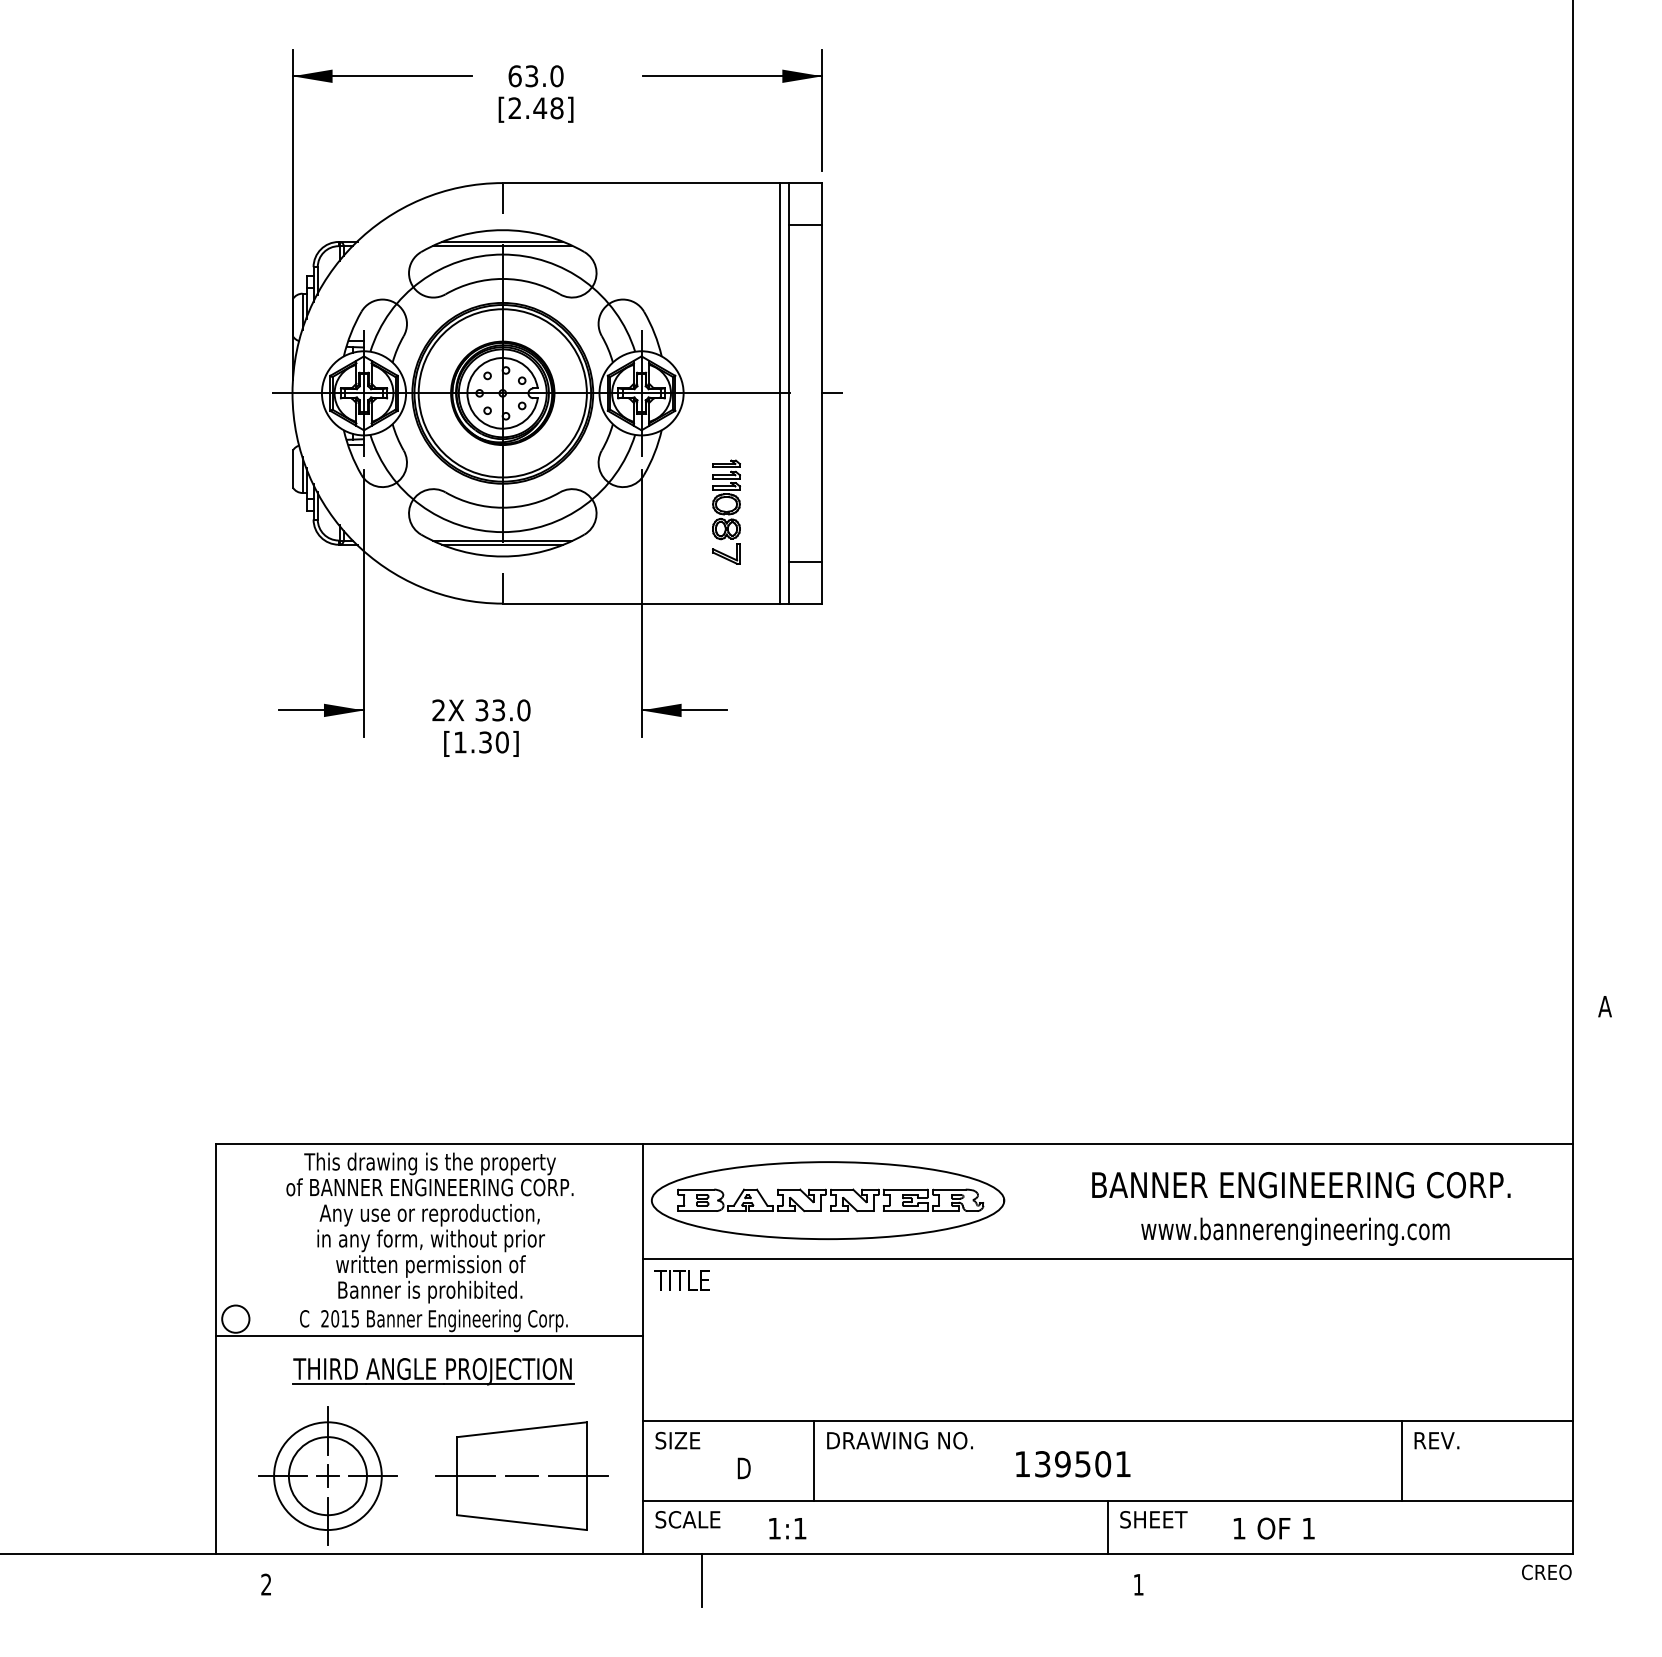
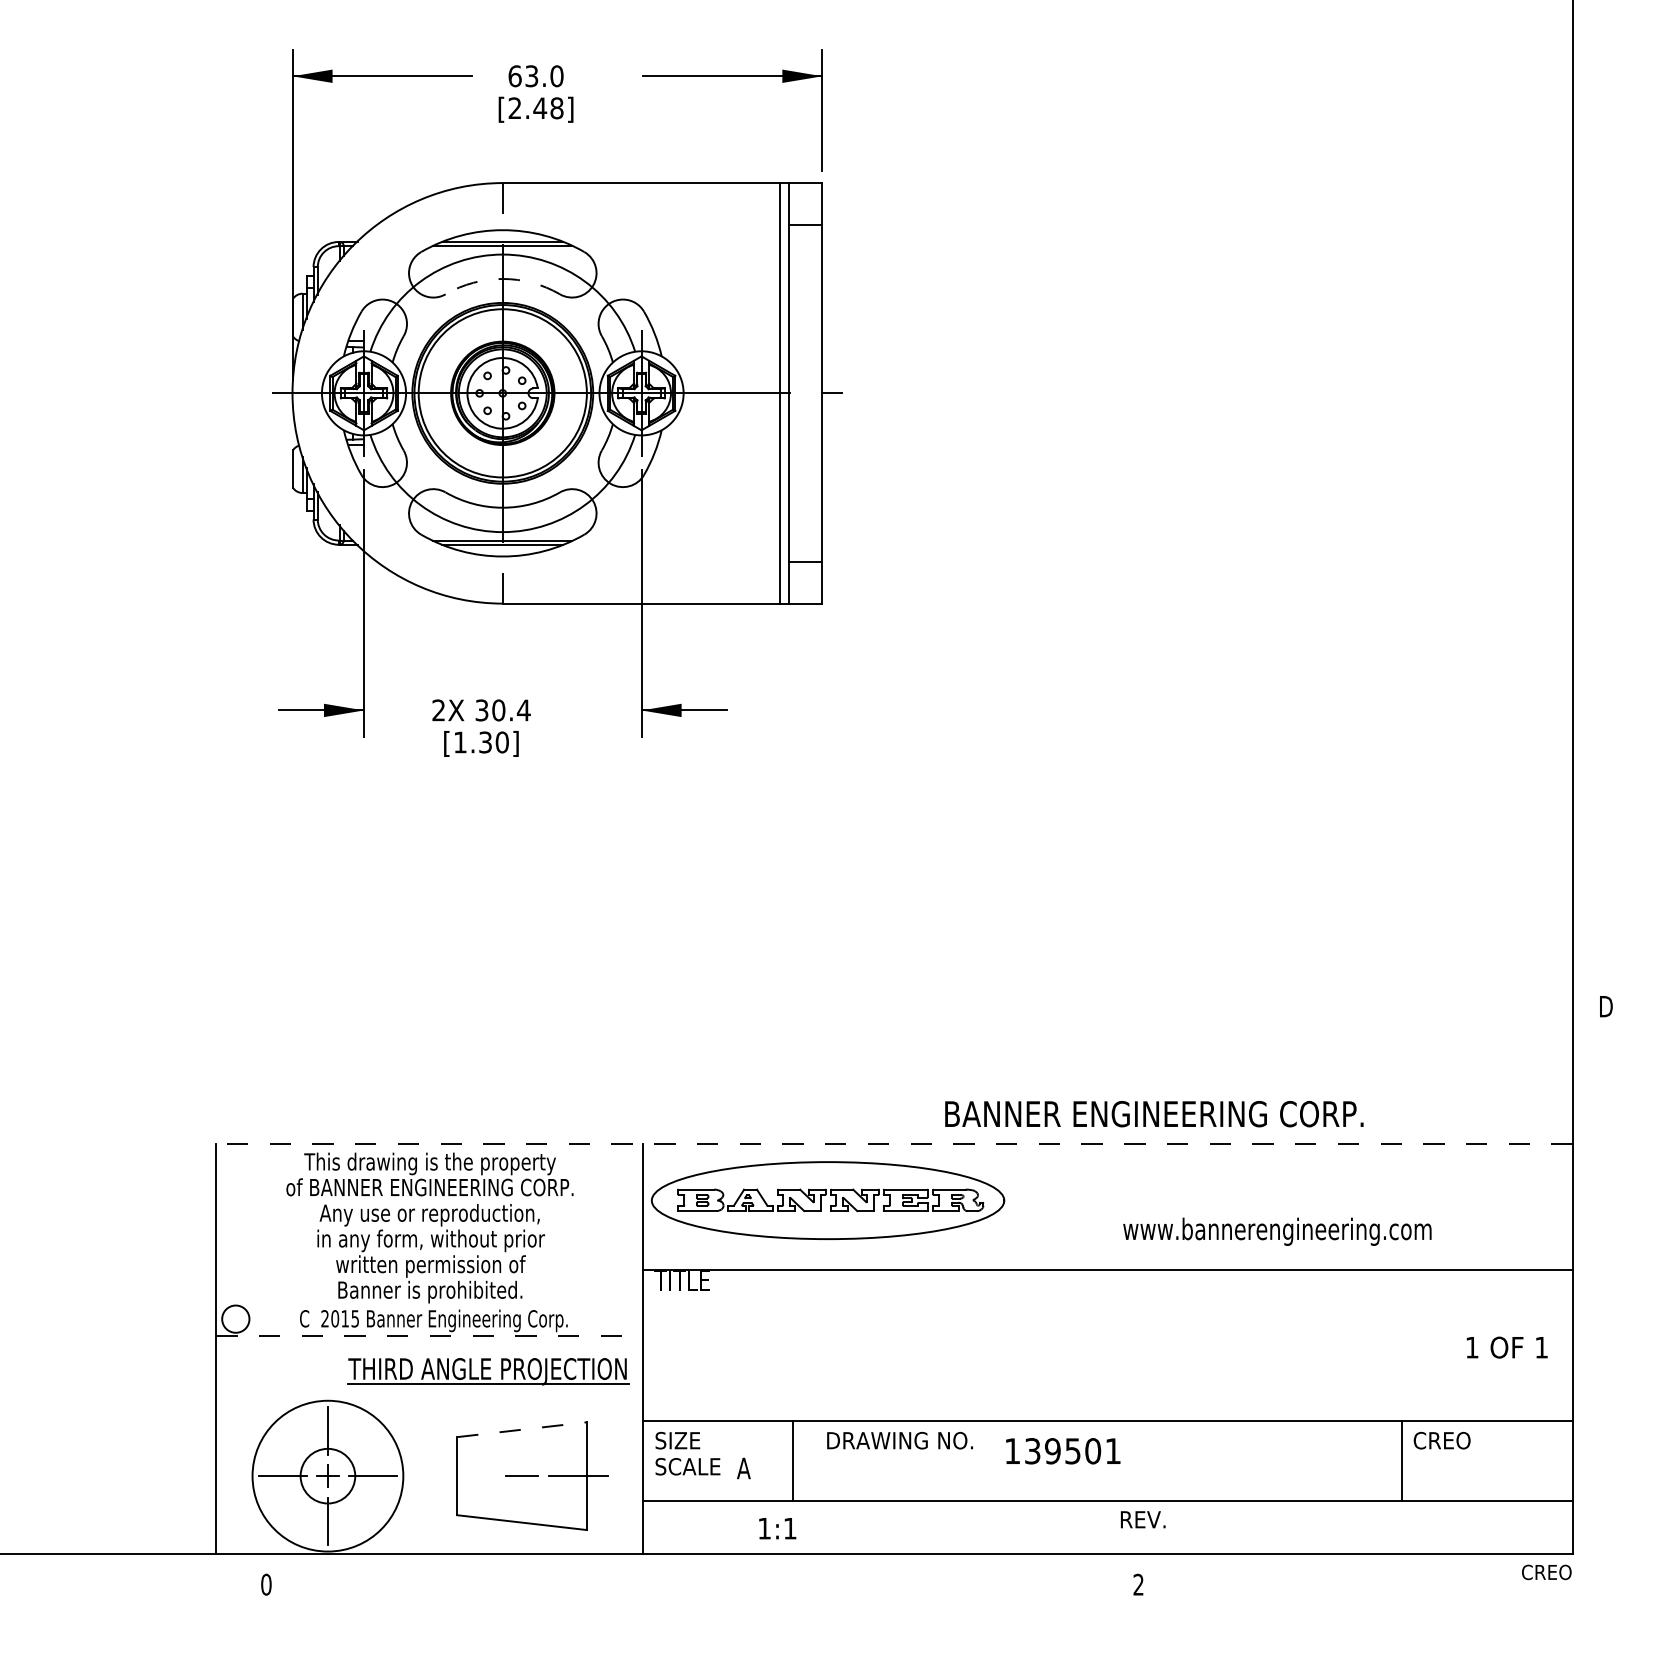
arc: solid -> dashed (502, 278)
part: present -> none (726, 511)
text: 33.0 -> 30.4 (511, 710)
text: A -> D (1605, 1006)
line: solid -> dashed (893, 1143)
text position: (1301, 1185) -> (1154, 1114) (1154, 1114)
text position: (1295, 1231) -> (1277, 1231) (1277, 1231)
line position: (1107, 1259) -> (1107, 1270) (1107, 1270)
line: solid -> dashed (429, 1336)
part position: (433, 1371) -> (488, 1371) (488, 1371)
line: solid -> dashed (522, 1429)
text: REV. -> CREO (1441, 1440)
line position: (814, 1460) -> (793, 1460) (793, 1460)
text position: (1073, 1464) -> (1063, 1451) (1063, 1451)
text: D -> A (743, 1468)
circle diameter: 108 px -> 151 px (327, 1475)
circle diameter: 78 px -> 55 px (327, 1475)
line: present -> none (465, 1476)
text position: (687, 1519) -> (687, 1466) (687, 1466)
text: SHEET -> REV. (1153, 1519)
line: present -> none (1108, 1526)
text position: (787, 1528) -> (777, 1528) (777, 1528)
text position: (1273, 1528) -> (1506, 1347) (1506, 1347)
line: present -> none (701, 1580)
text: 2 -> 0 (266, 1584)
text: 1 -> 2 (1138, 1584)
